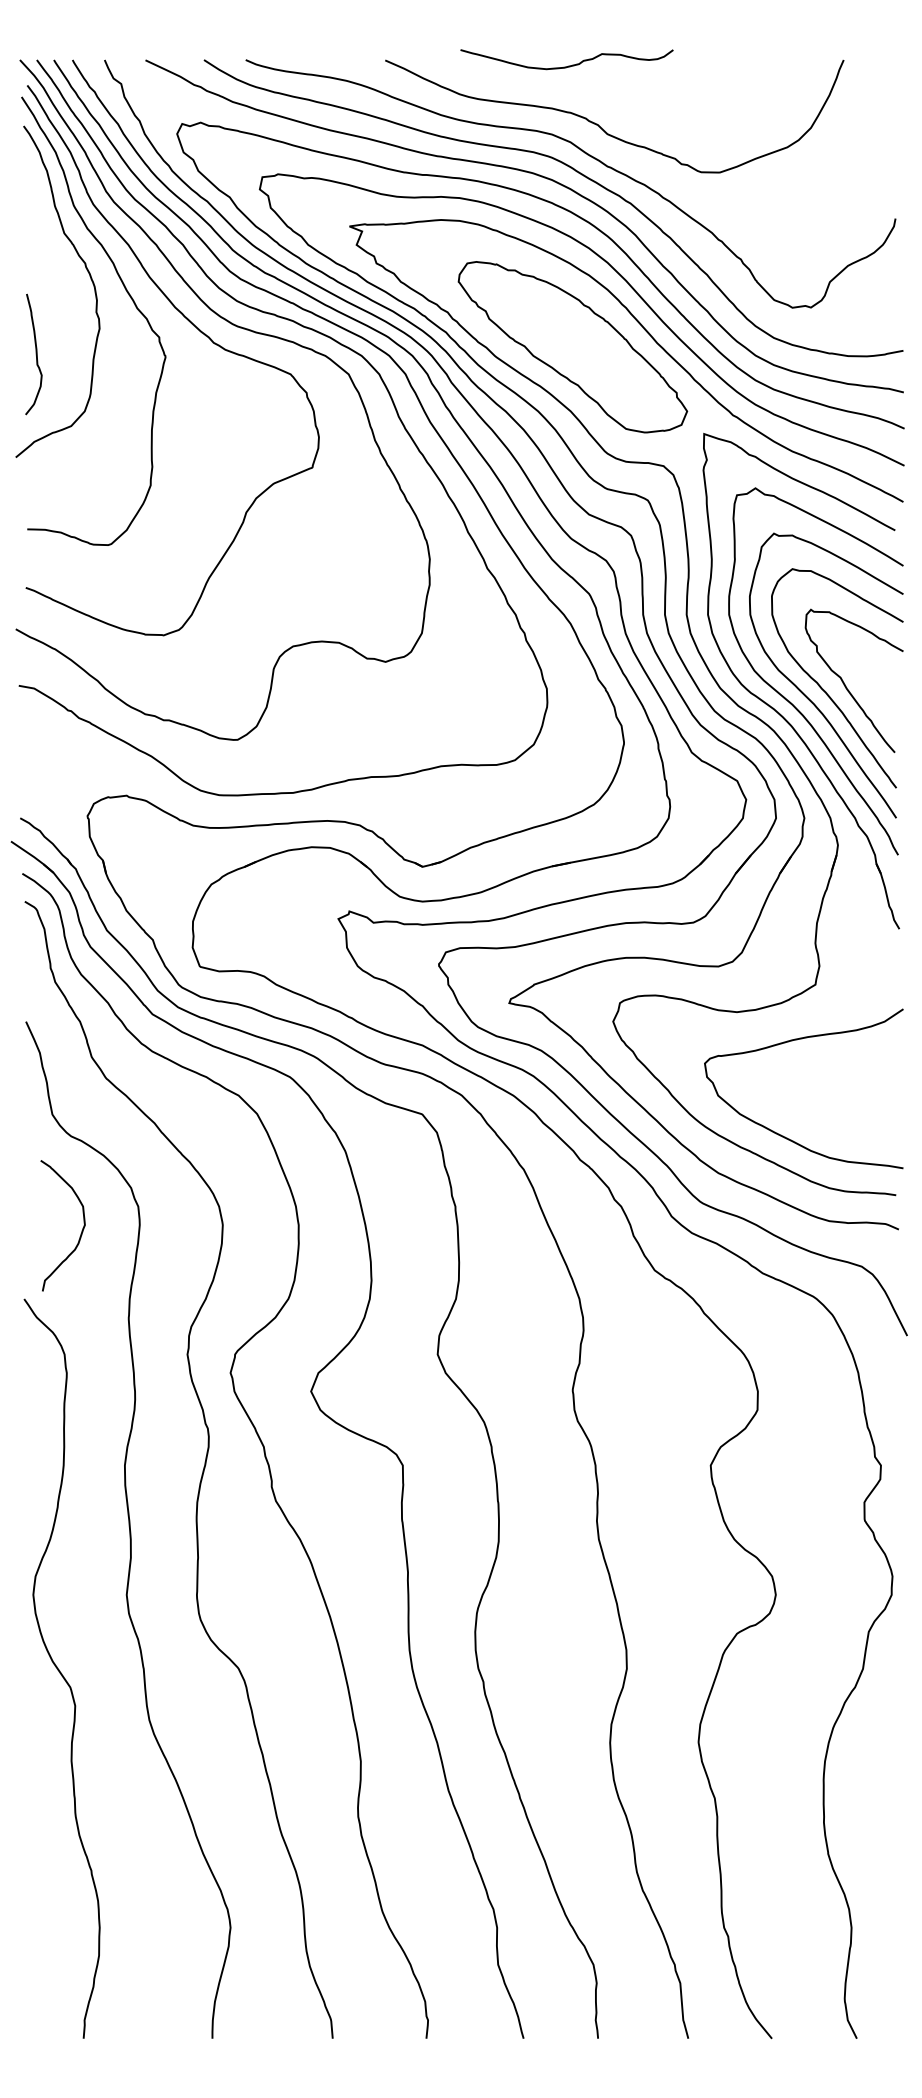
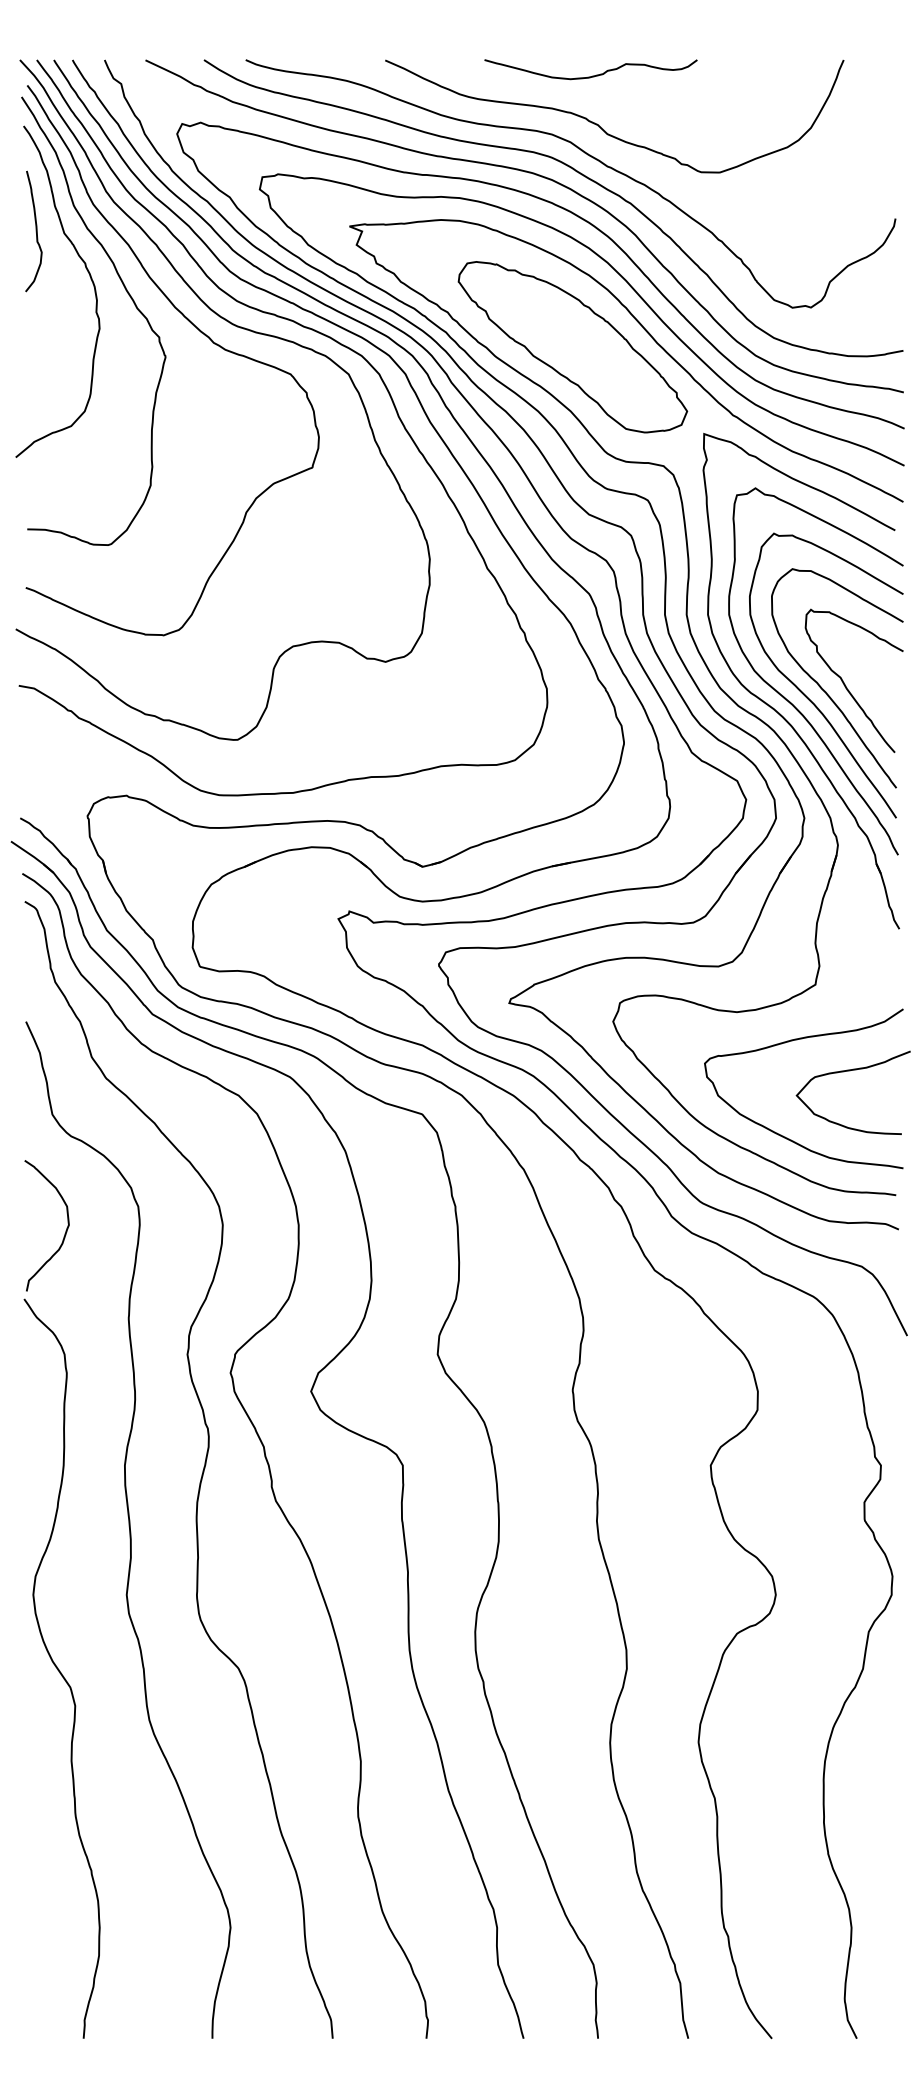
curve position: (568, 65) -> (592, 75) (592, 75)
curve position: (35, 354) -> (35, 231) (35, 231)
curve: none -> present (850, 1071)
curve position: (81, 1230) -> (65, 1230) (65, 1230)
